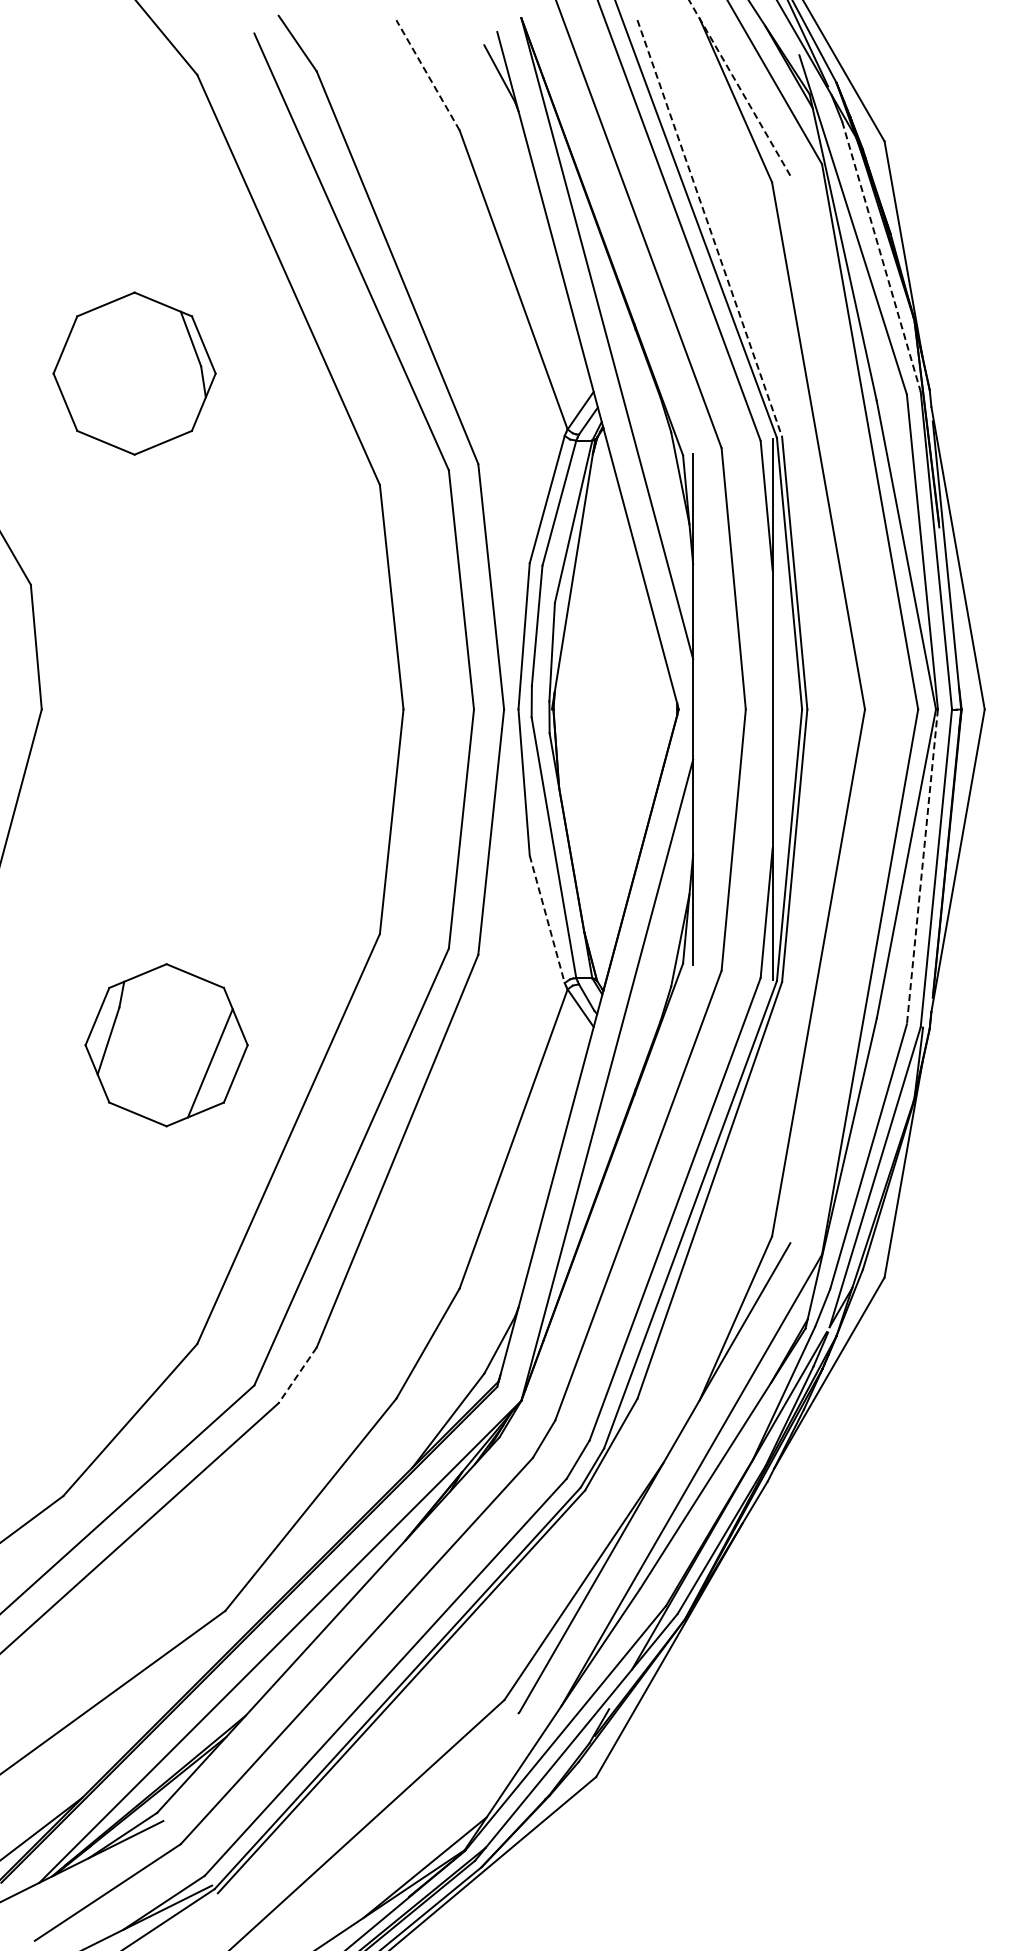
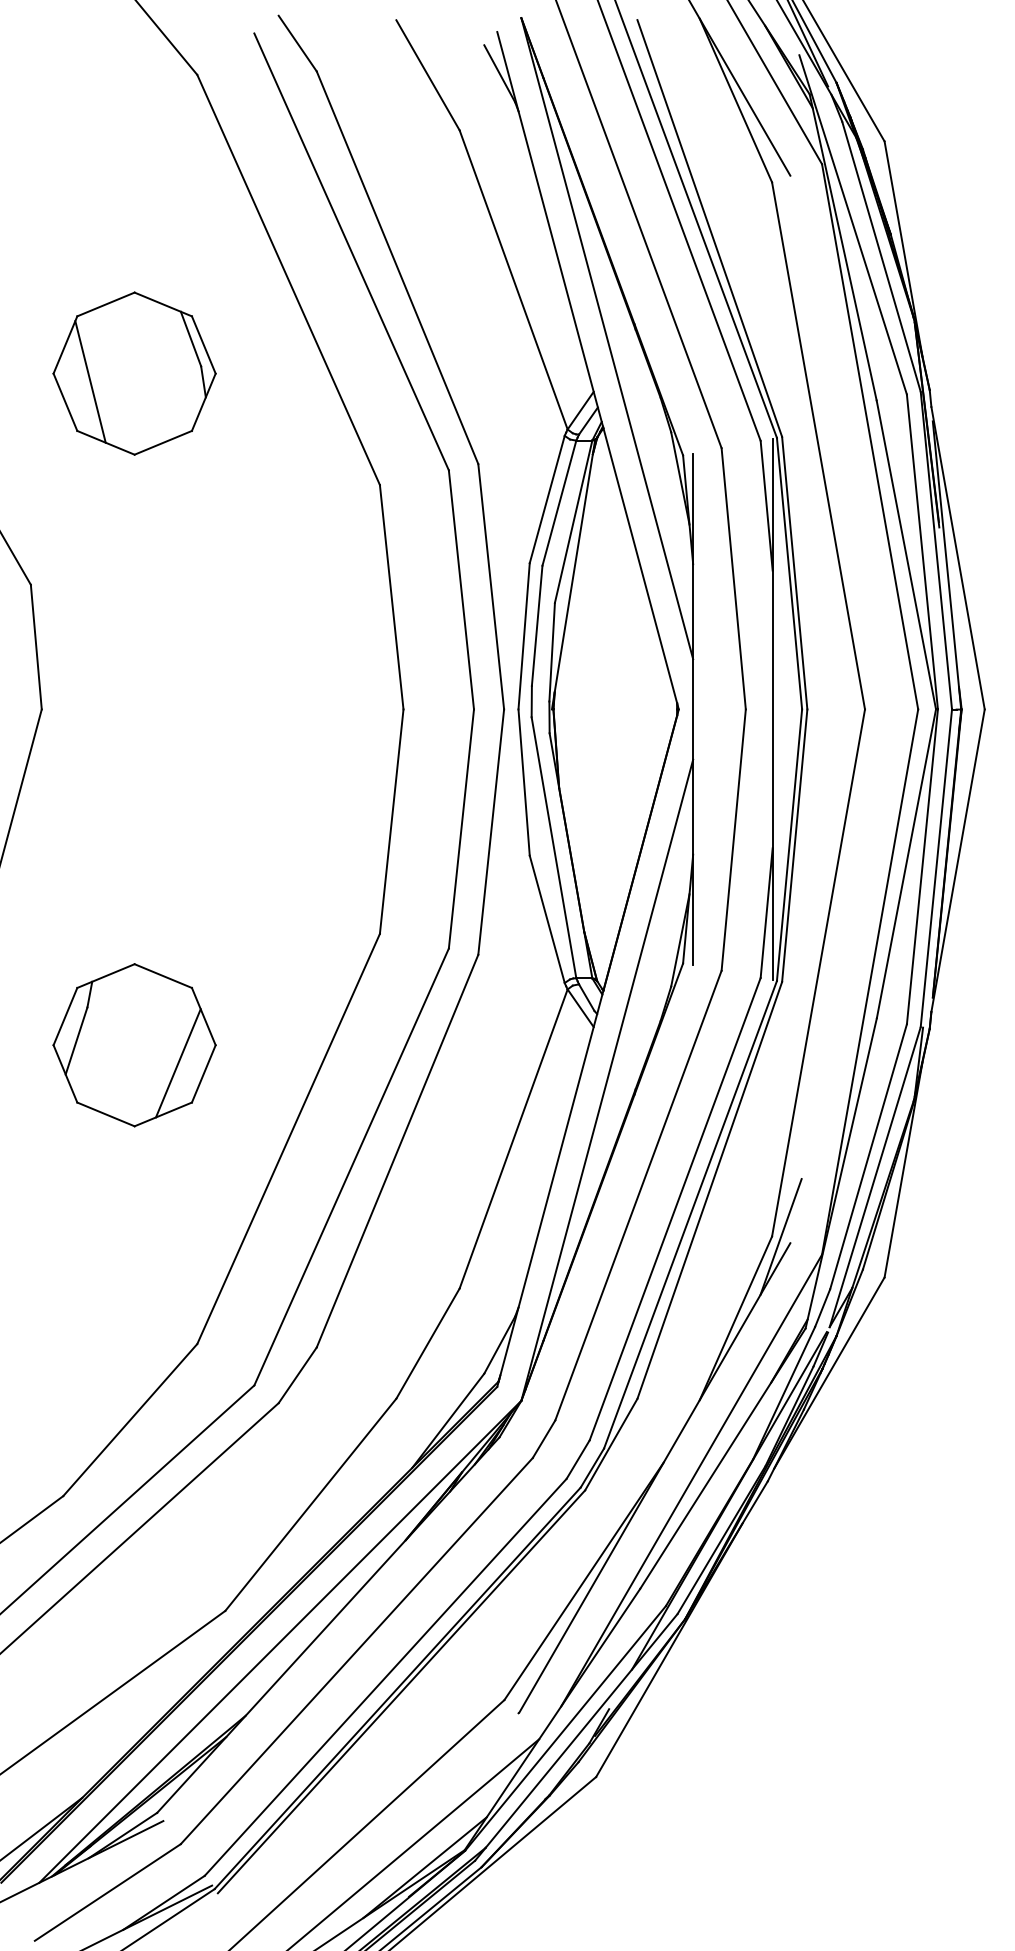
line: dashed -> solid (428, 75)
line: dashed -> solid (739, 88)
line: dashed -> solid (709, 228)
line: dashed -> solid (881, 256)
line: none -> present (90, 381)
line: dashed -> solid (922, 867)
line: dashed -> solid (547, 919)
part position: (166, 1045) -> (134, 1045) (134, 1045)
line: none -> present (780, 1236)
line: dashed -> solid (297, 1375)
line: none -> present (414, 1843)
